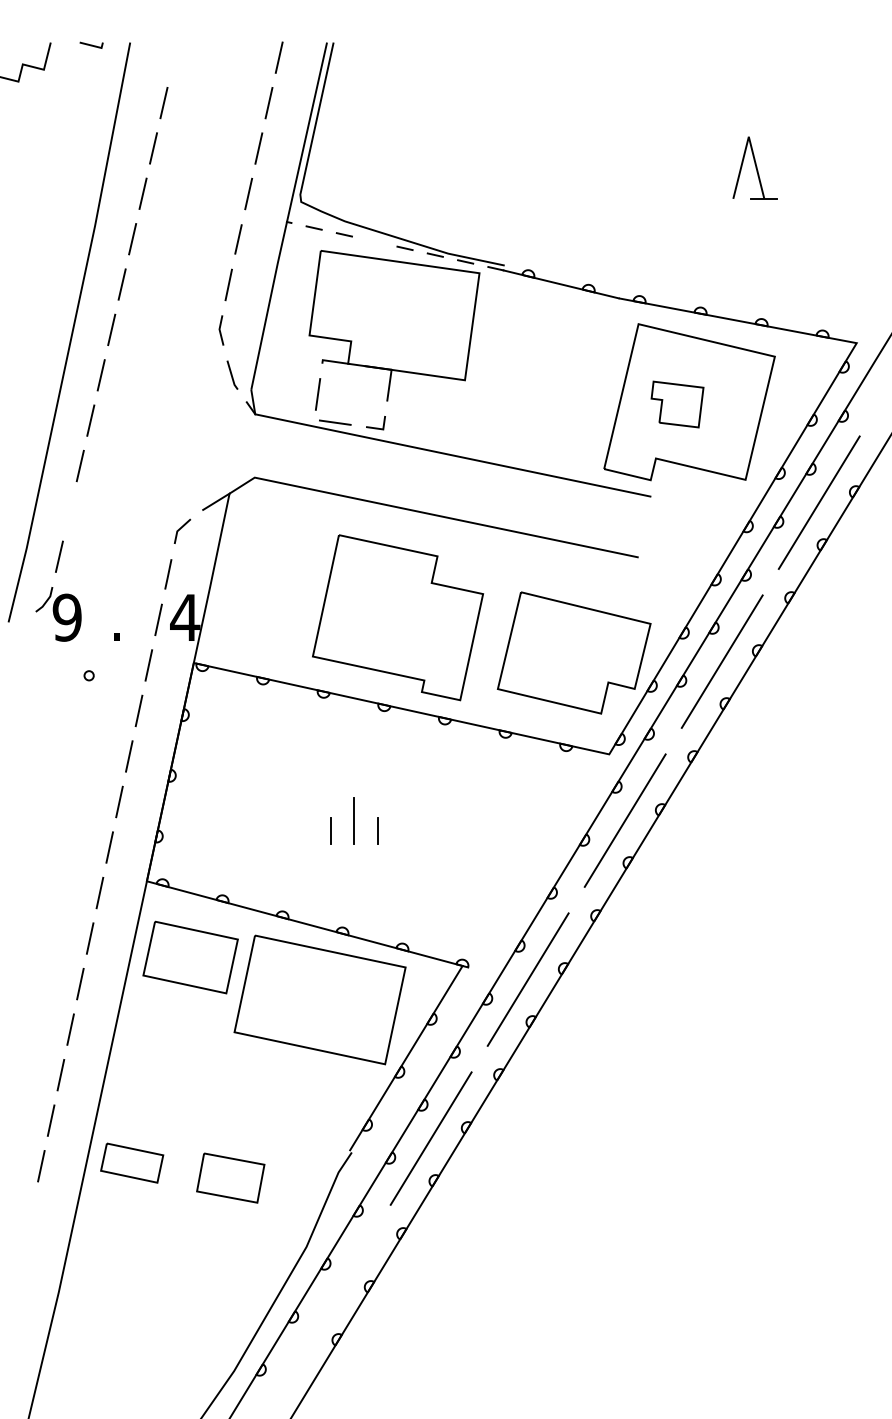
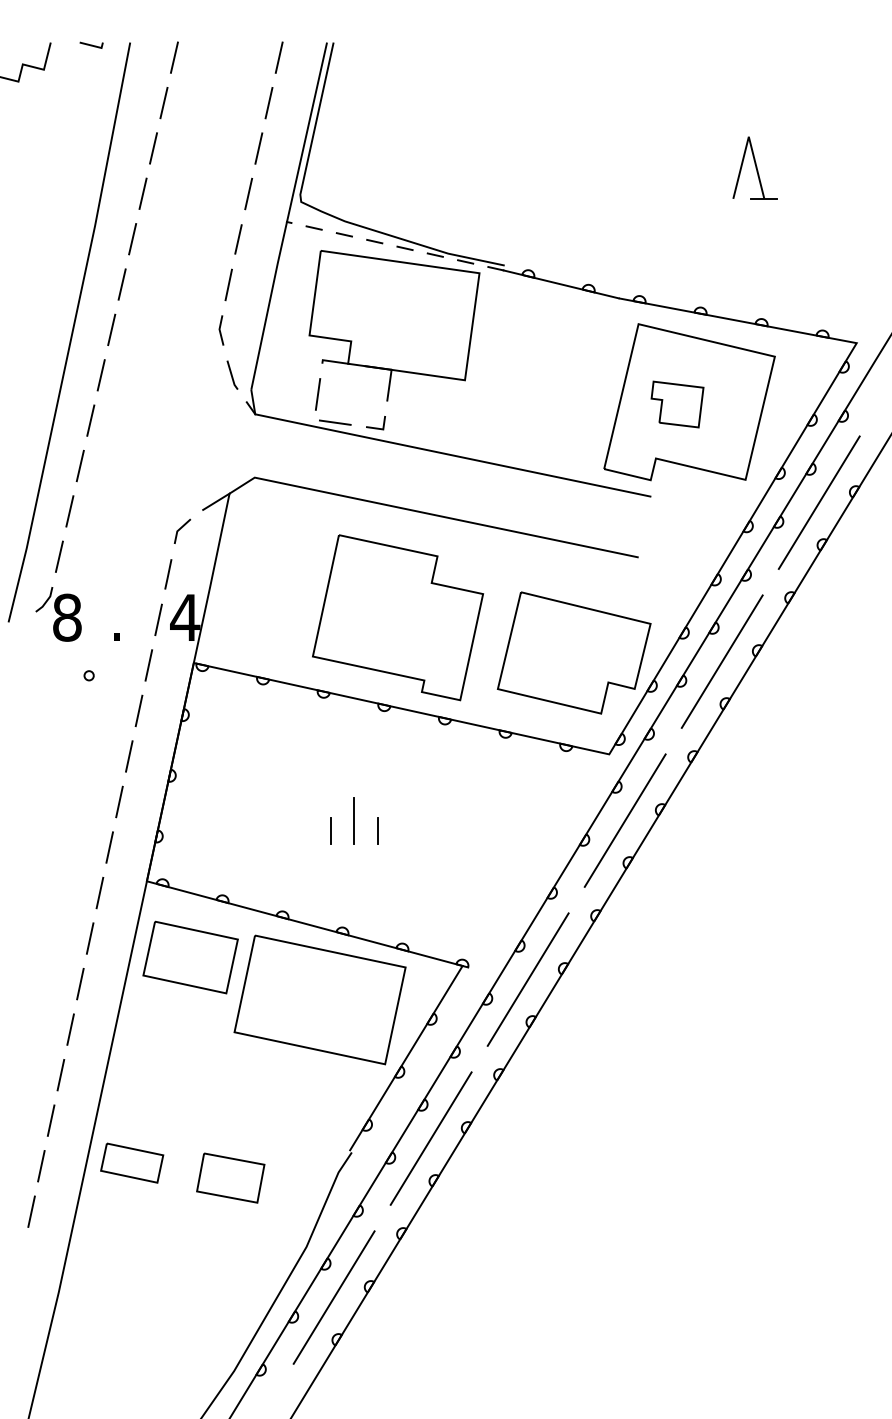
line: none -> present (173, 57)
line: none -> present (374, 241)
line: none -> present (69, 511)
text: 9 -> 8 (66, 617)
line: none -> present (31, 1211)
line: none -> present (333, 1297)
